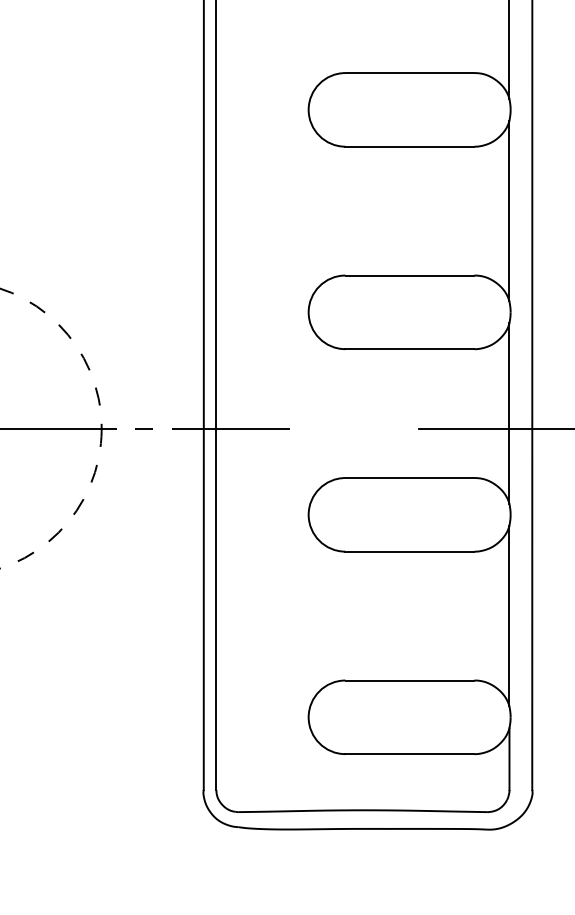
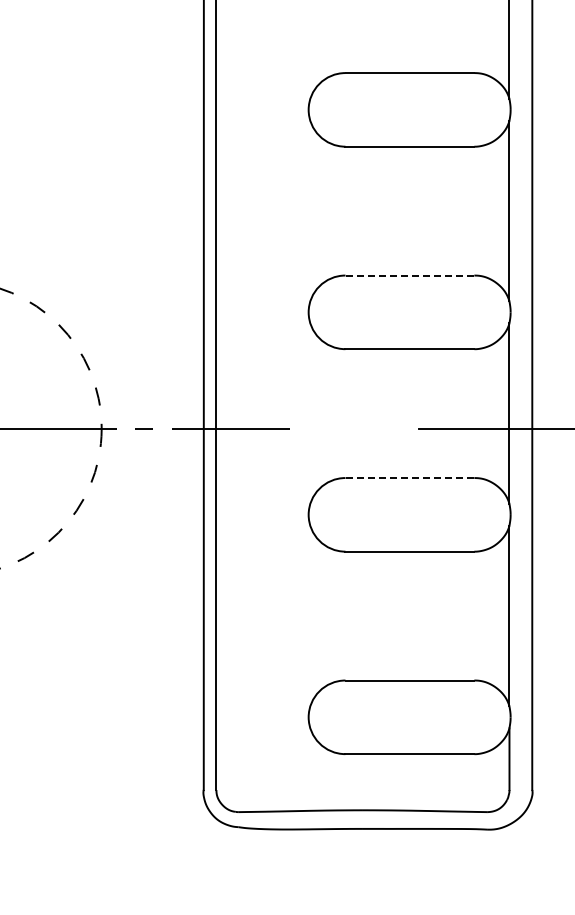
line: solid -> dashed (409, 275)
line: solid -> dashed (409, 478)
